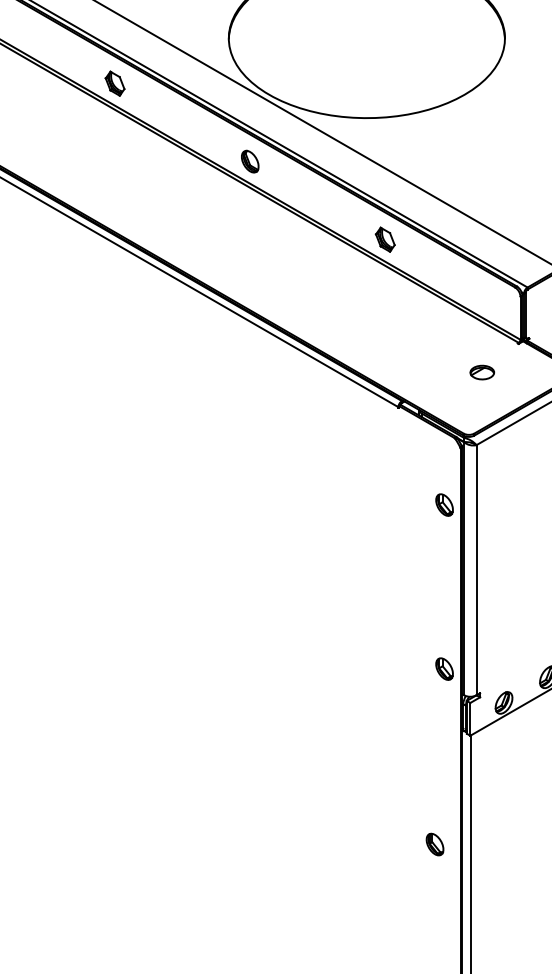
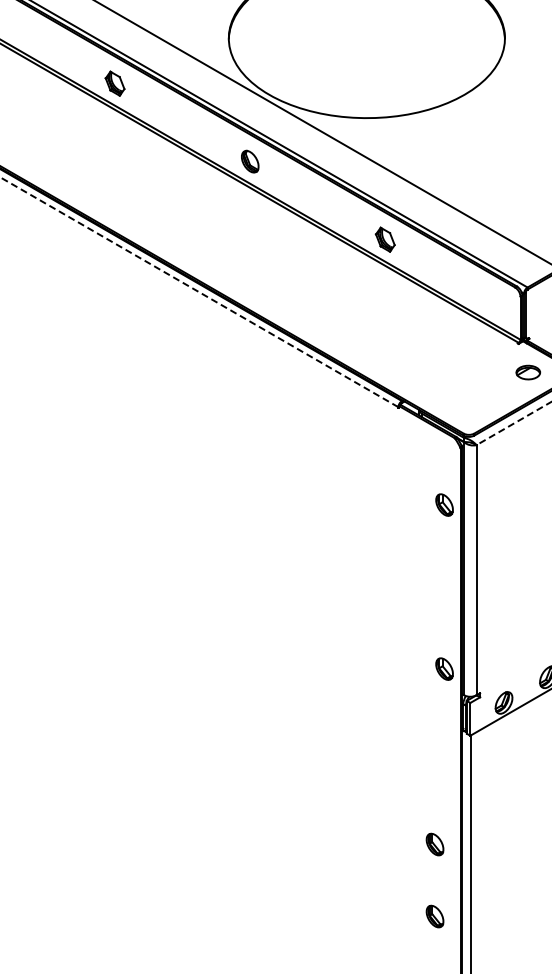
line: solid -> dashed (199, 292)
part position: (482, 372) -> (528, 372) (528, 372)
line: solid -> dashed (513, 423)
part: none -> present (434, 916)
